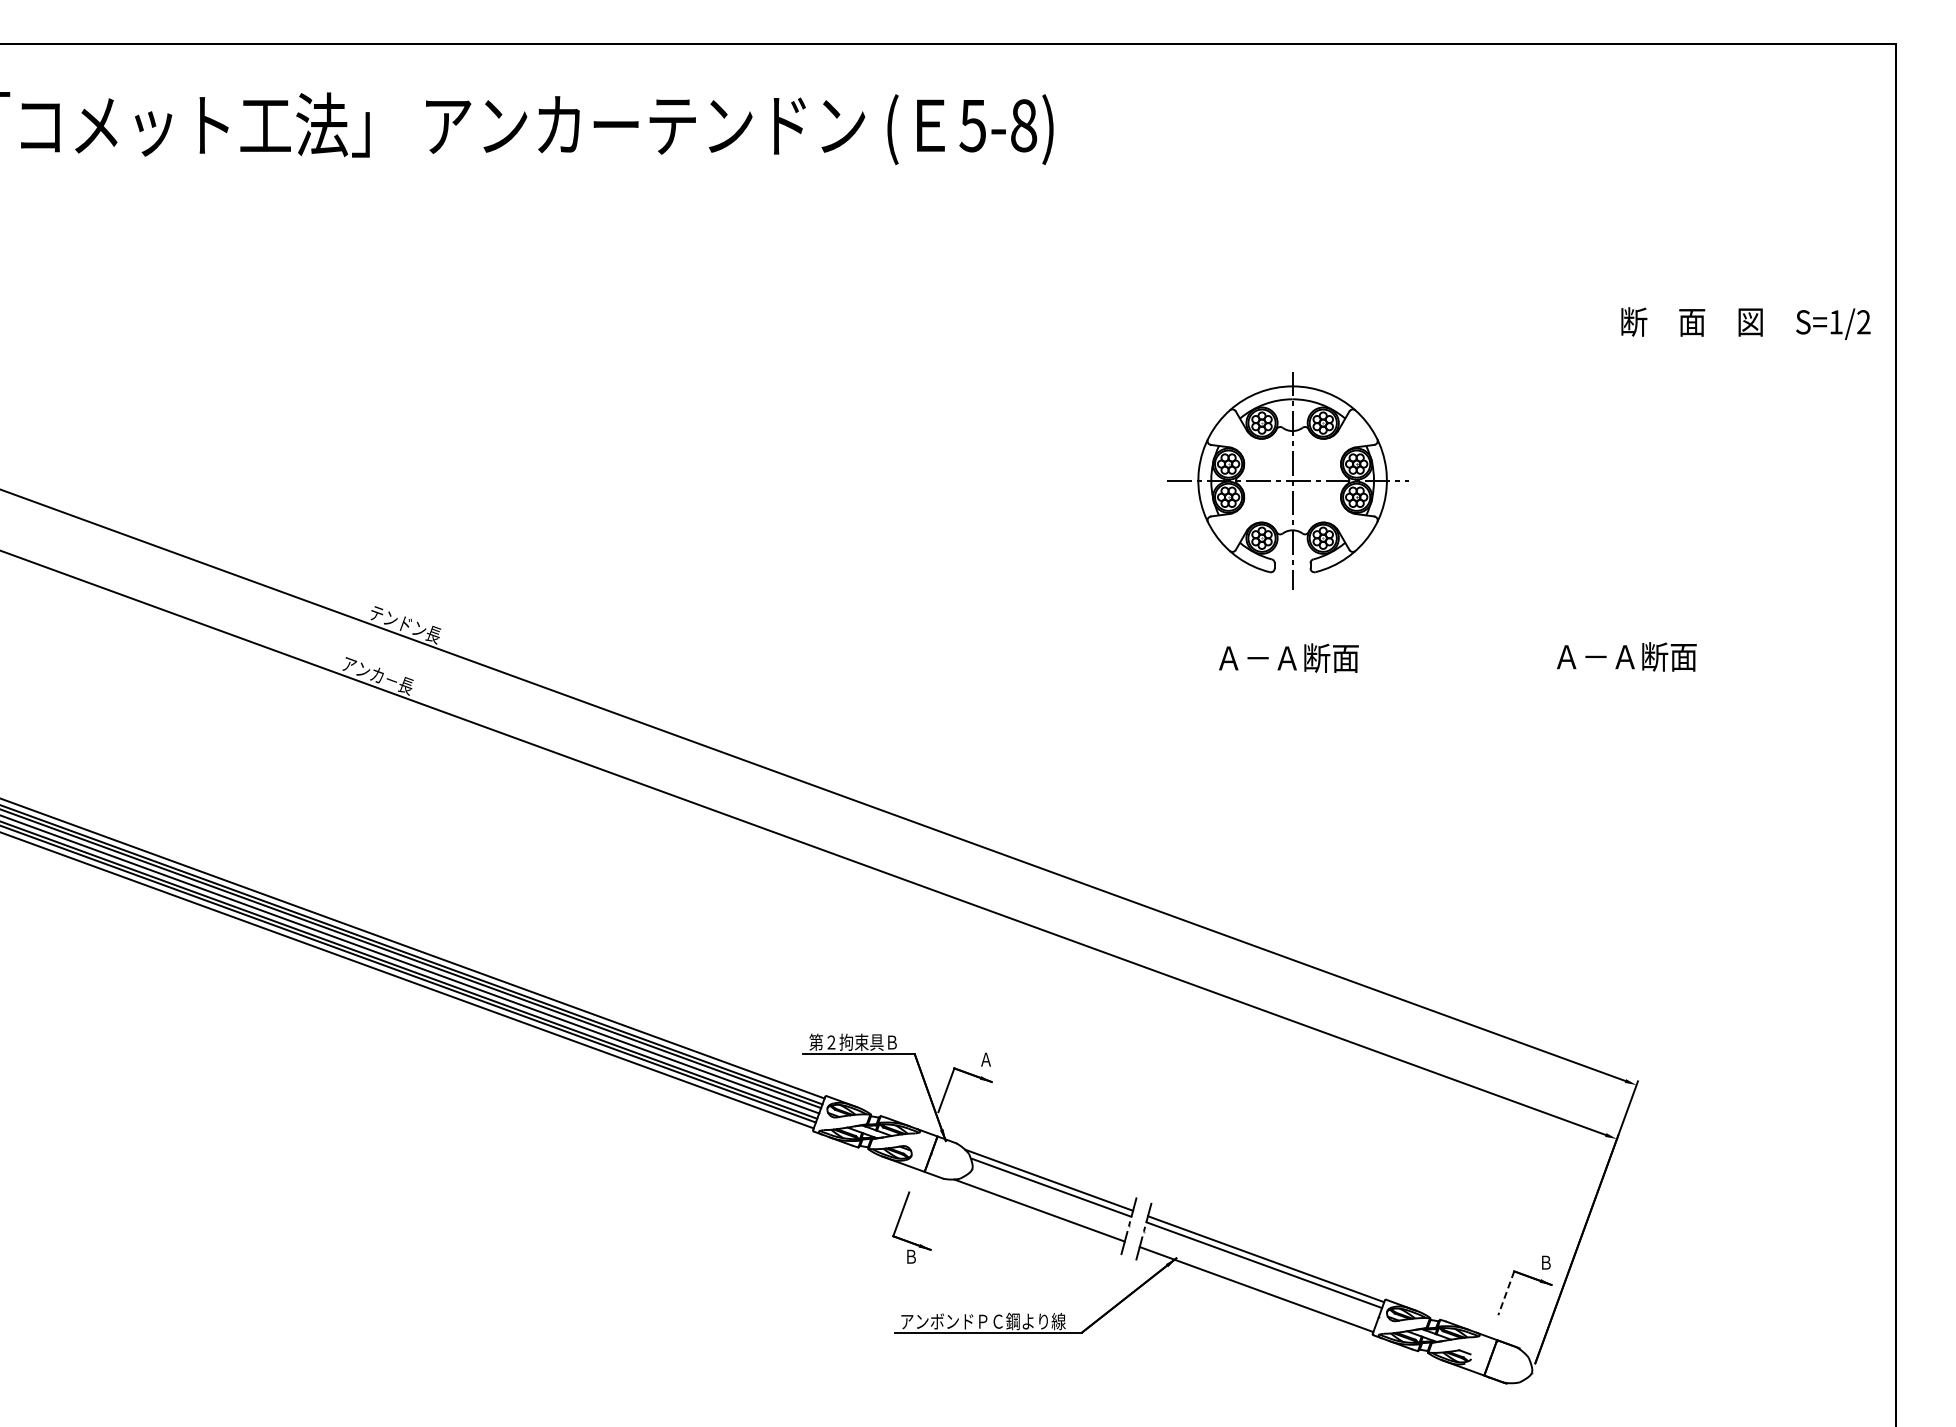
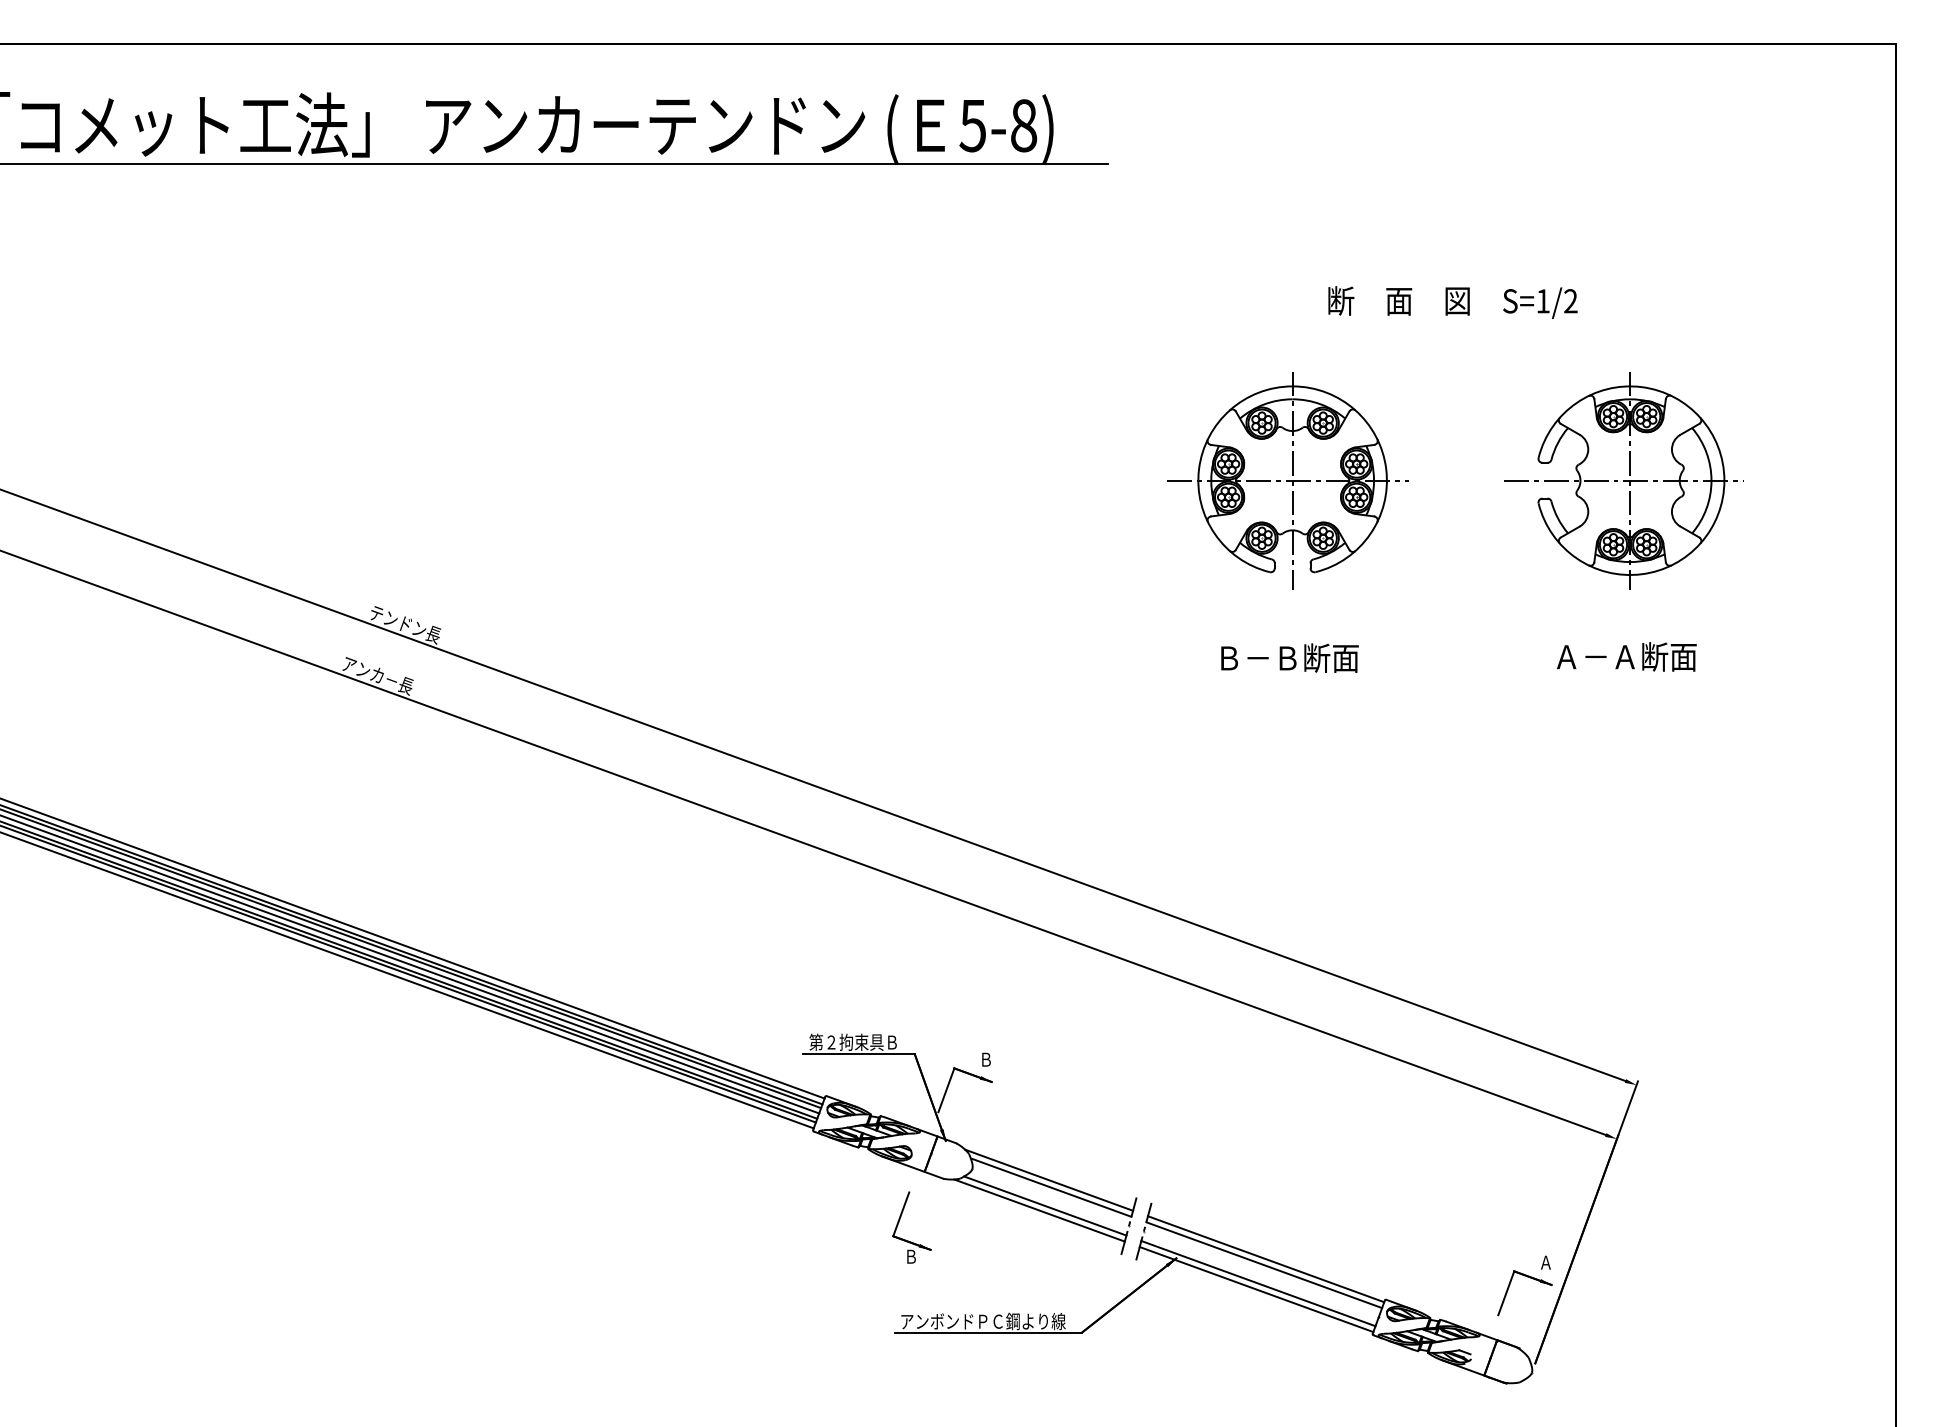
line: none -> present (555, 163)
text position: (1745, 323) -> (1452, 302) (1452, 302)
part: none -> present (1623, 480)
text: Ａ－Ａ断面 -> Ｂ－Ｂ断面 (1257, 658)
text: Ａ -> Ｂ (985, 1059)
line: none -> present (1045, 1205)
text: Ｂ -> Ａ (1545, 1262)
line: none -> present (1258, 1283)
line: dashed -> solid (1506, 1293)
